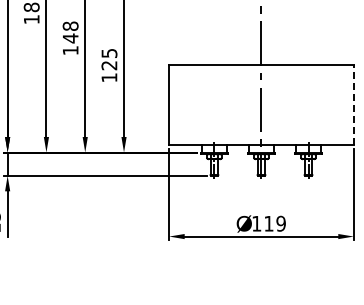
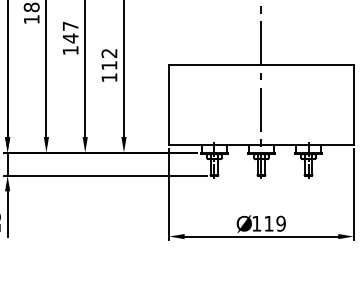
text: 148 -> 147 (70, 25)
text: 125 -> 112 (109, 59)
line: dashed -> solid (353, 104)
